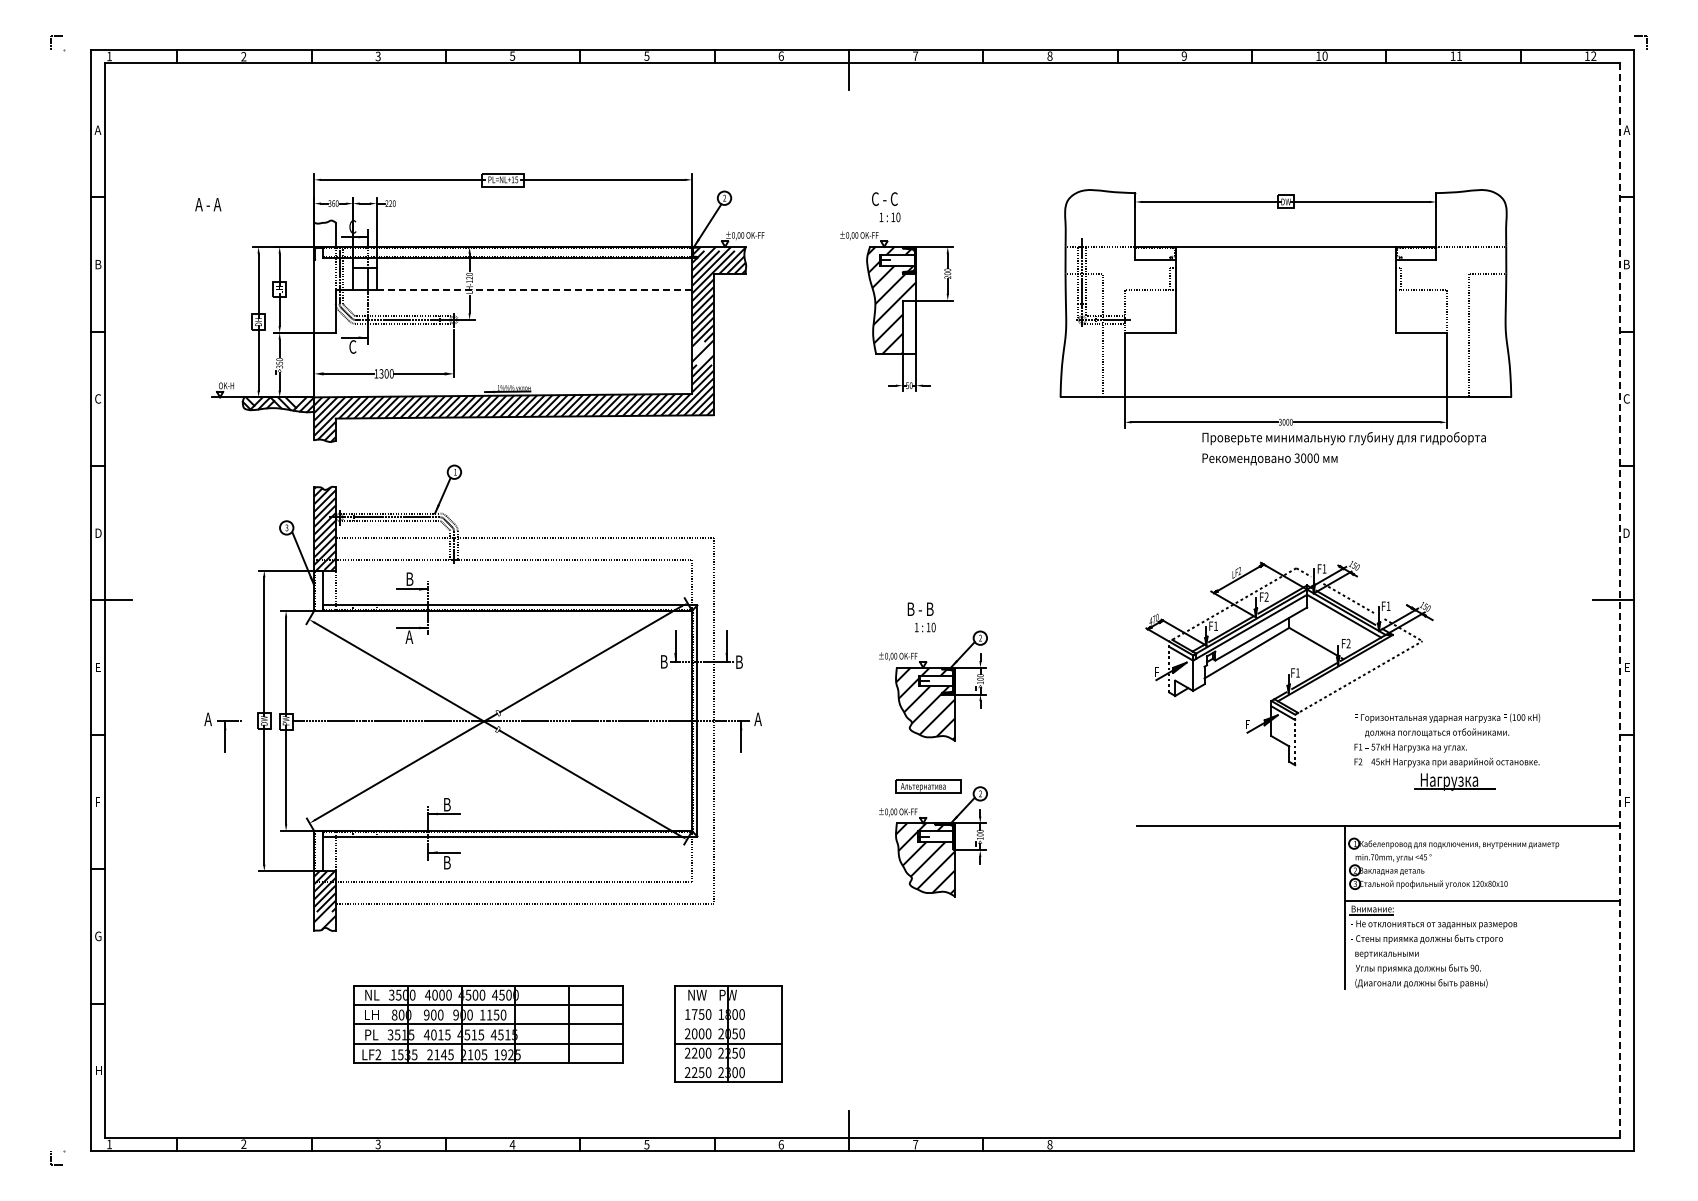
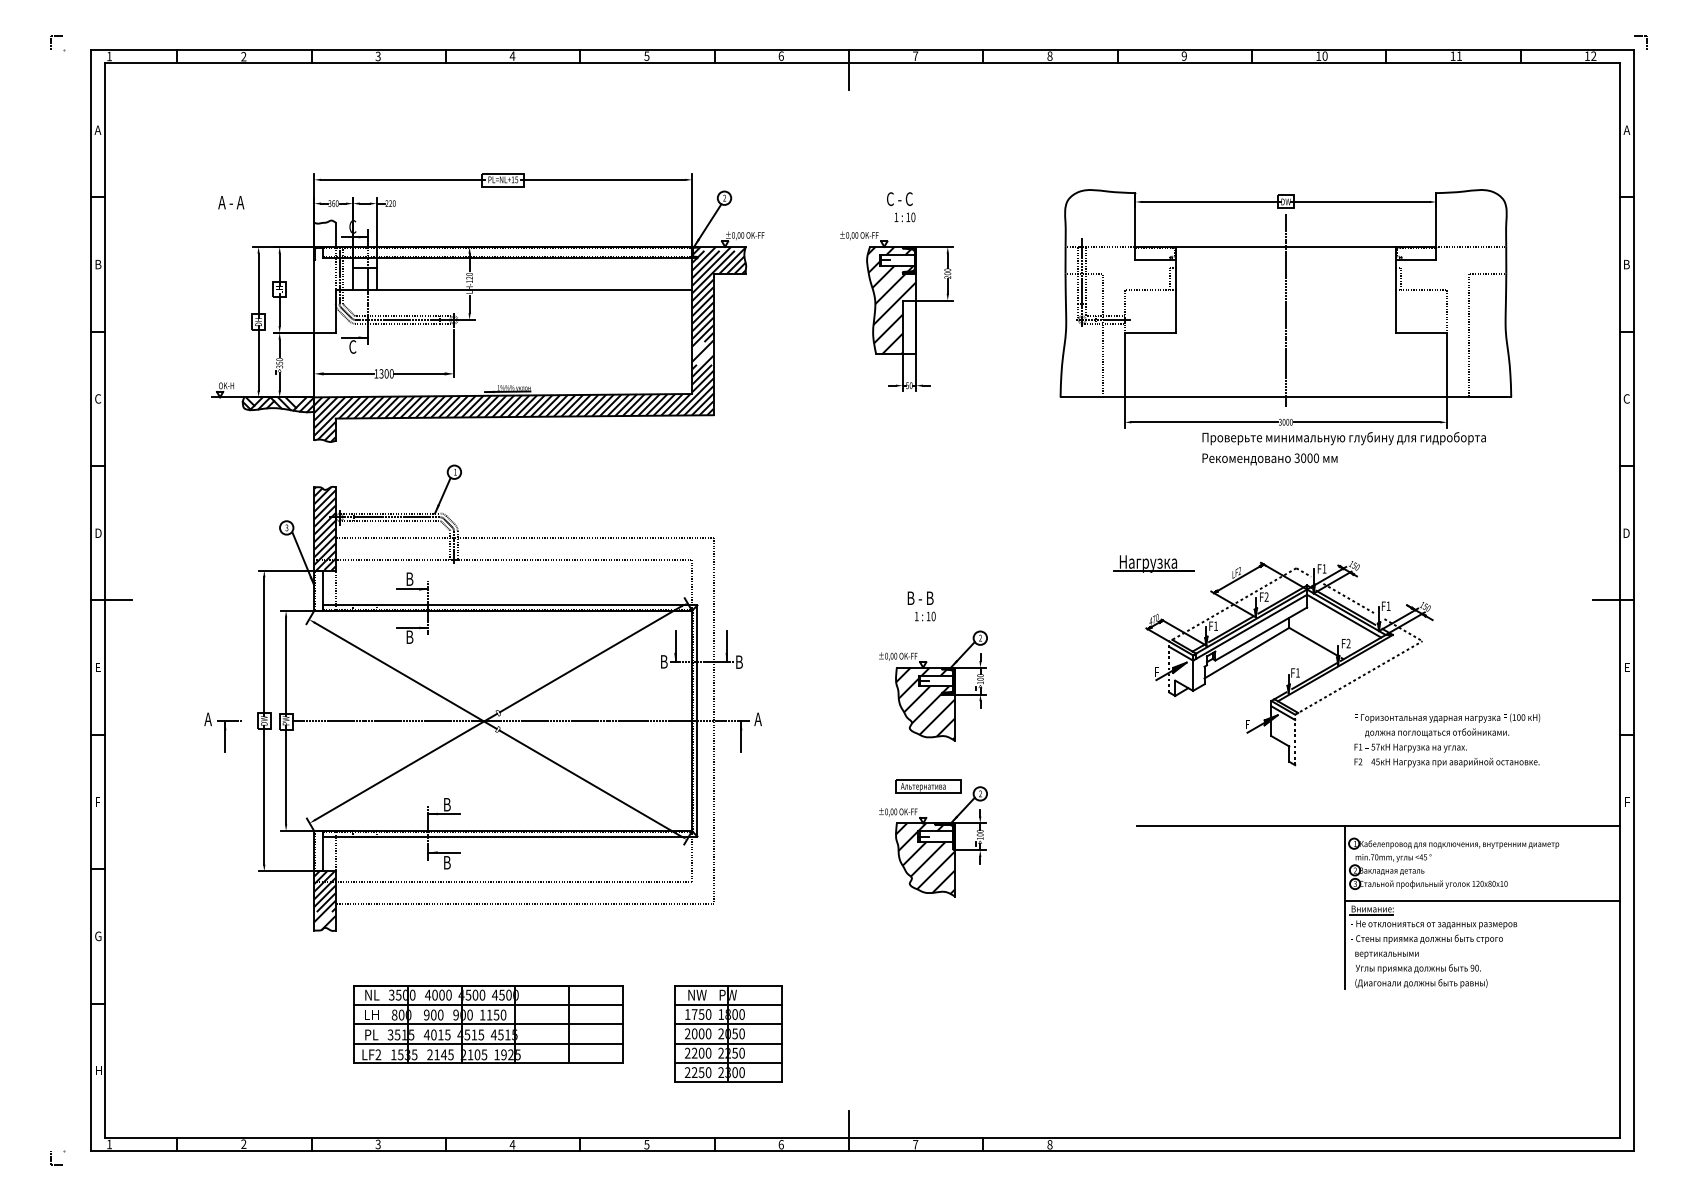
text: 5 -> 4 (511, 55)
text position: (208, 204) -> (231, 202) (231, 202)
text position: (886, 207) -> (901, 207) (901, 207)
line: dashed -> solid (534, 289)
line: none -> present (1285, 310)
line: dashed -> solid (1620, 601)
text position: (921, 617) -> (921, 606) (921, 606)
text: A -> B (409, 636)
part position: (1454, 781) -> (1153, 563) (1153, 563)
line: none -> present (728, 1004)
line: none -> present (728, 1024)
line: none -> present (728, 1062)
